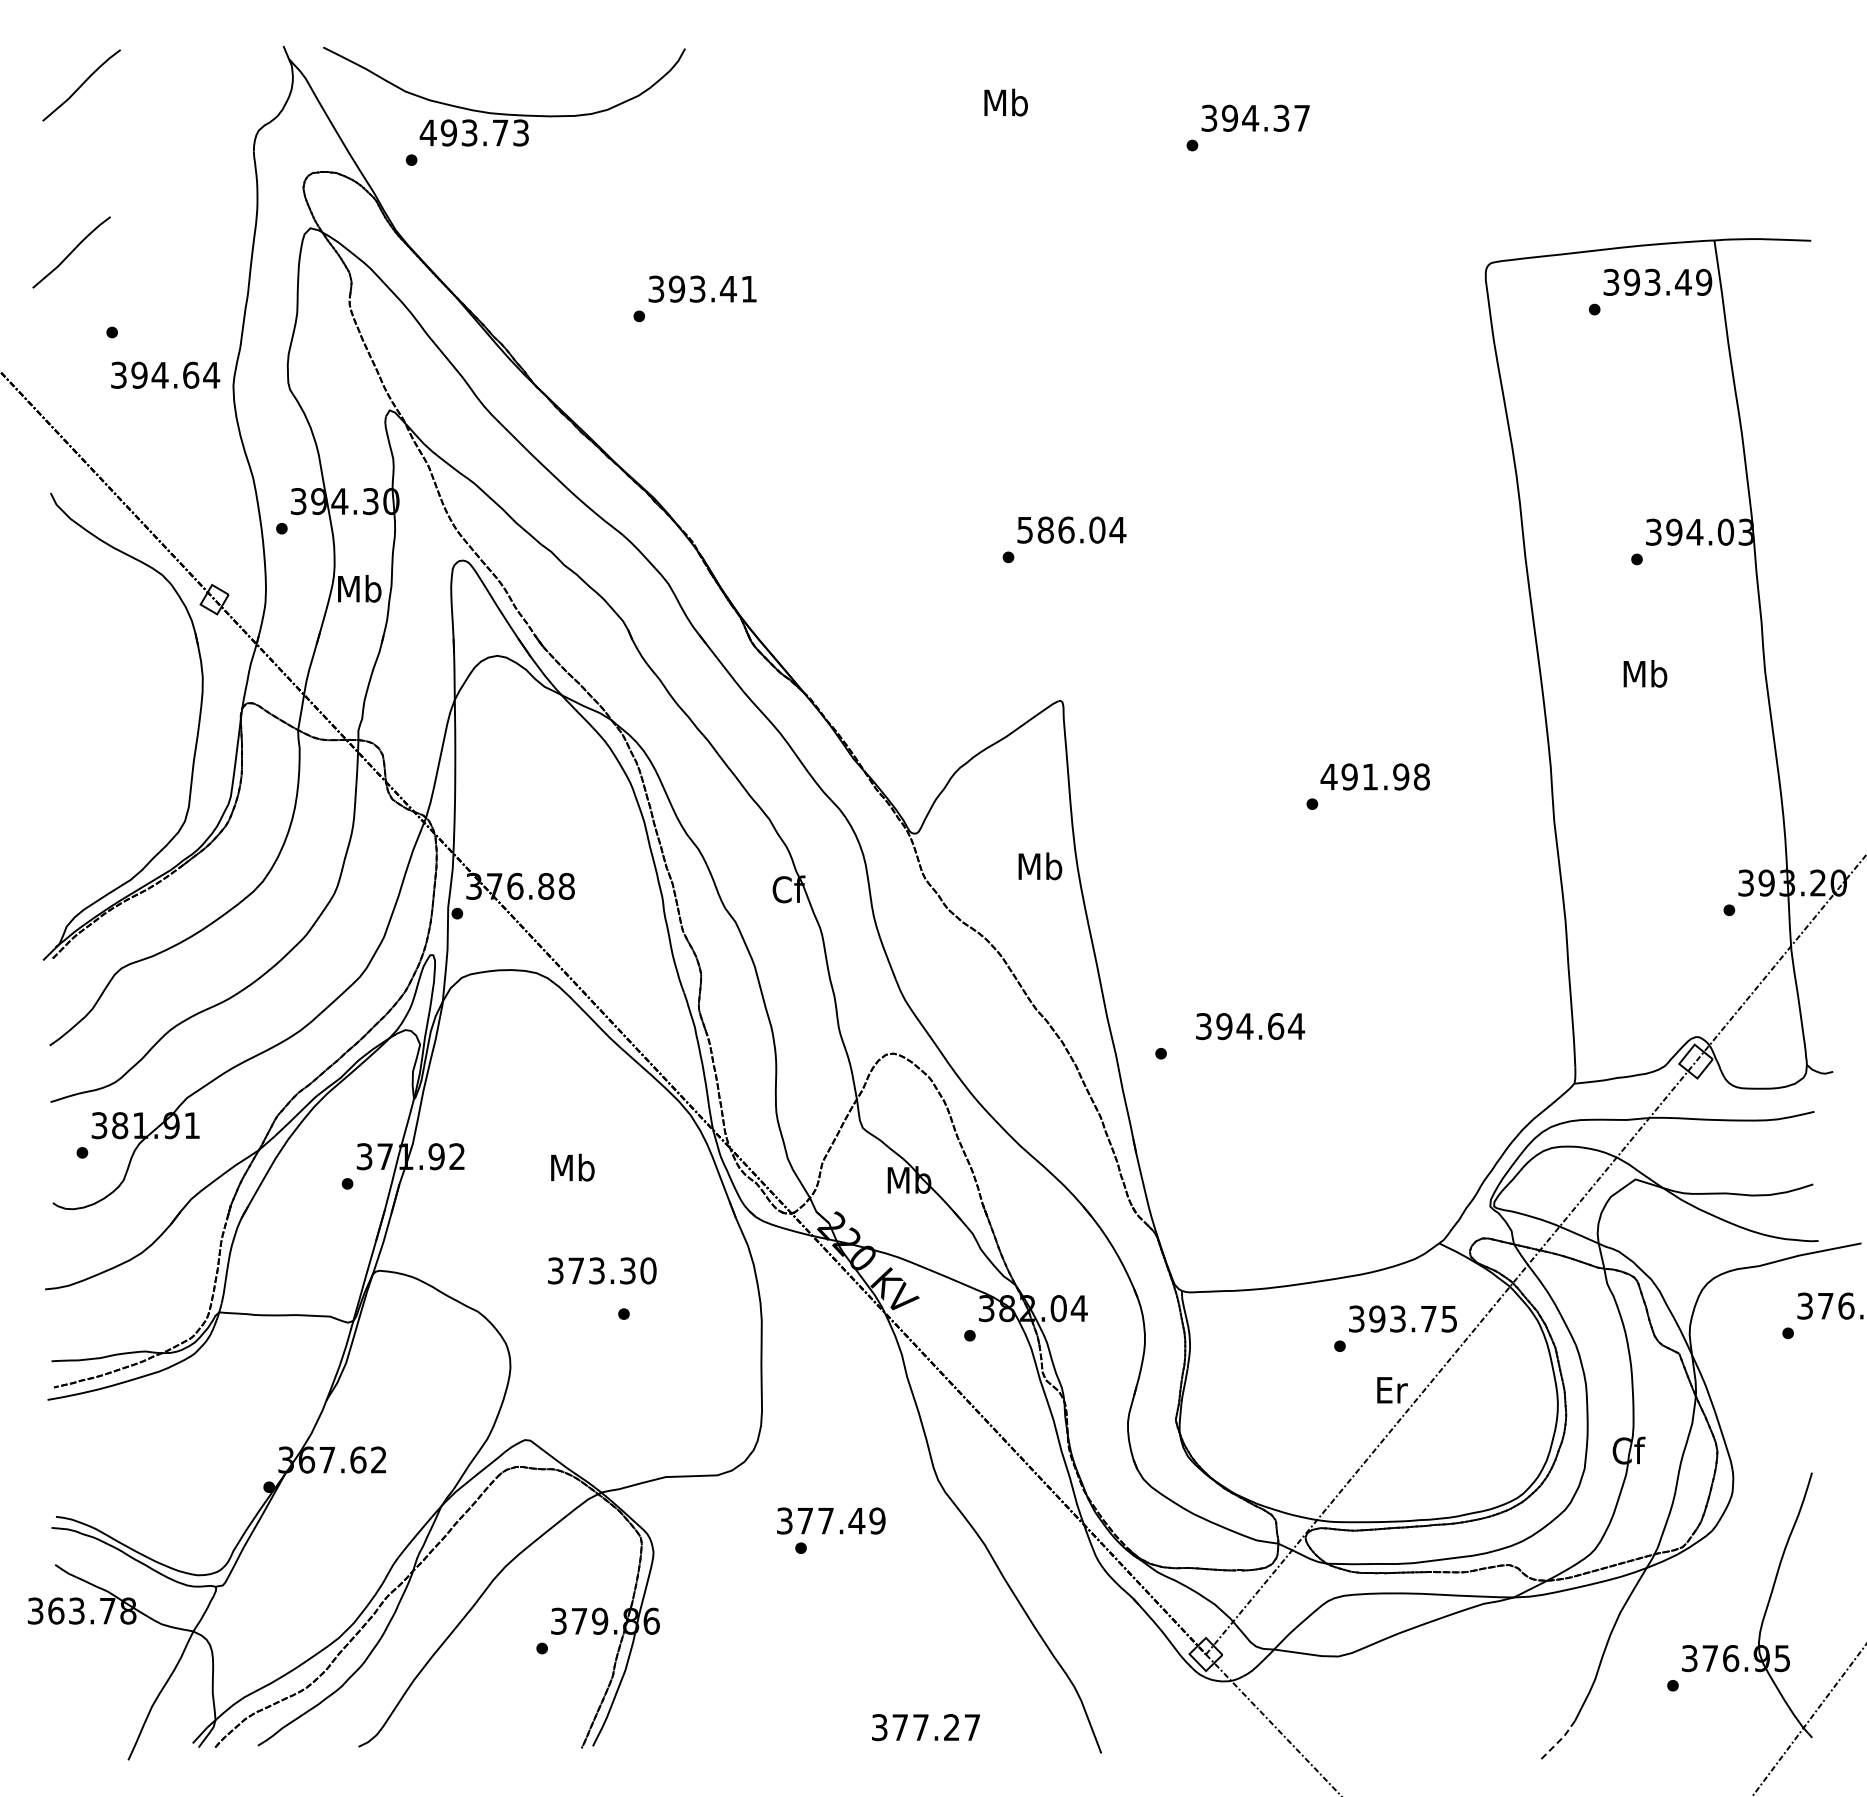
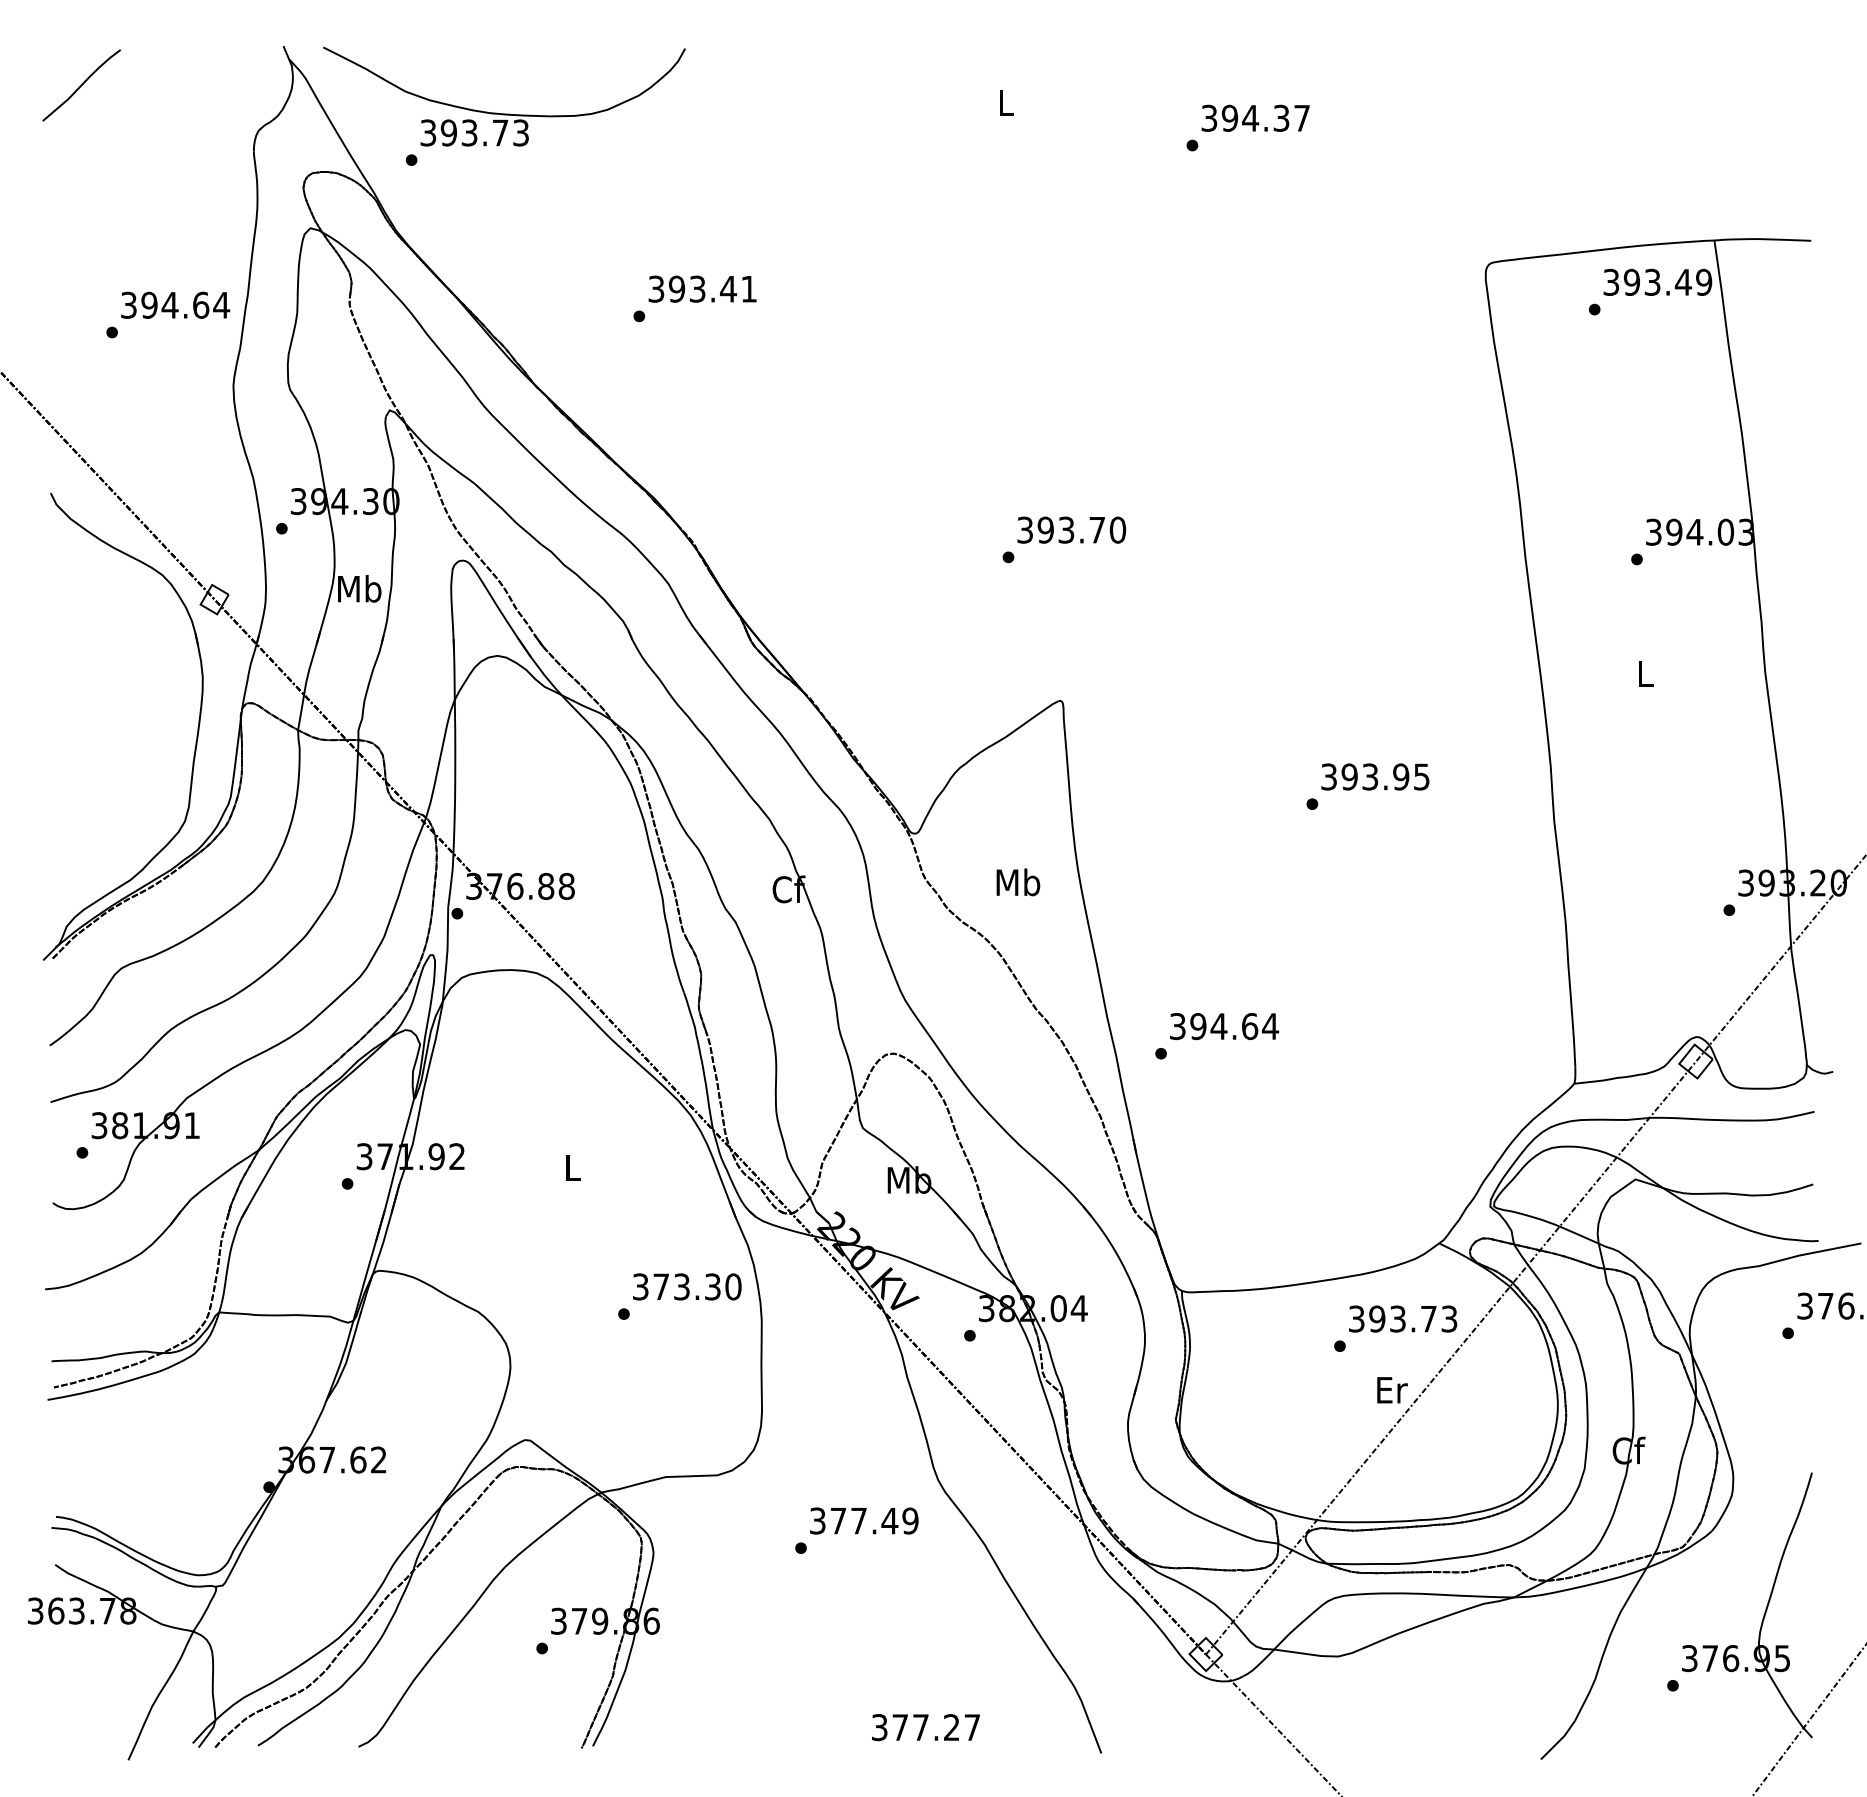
text: Mb -> L (1005, 102)
text: 493.73 -> 393.73 (427, 132)
curve: present -> none (71, 252)
text position: (165, 374) -> (175, 304) (175, 304)
text: 586.04 -> 393.70 (1072, 529)
text: Mb -> L (1645, 673)
text: 491.98 -> 393.95 (1374, 776)
text position: (1040, 866) -> (1018, 882) (1018, 882)
text position: (1250, 1026) -> (1224, 1026) (1224, 1026)
text: Mb -> L (572, 1167)
text position: (602, 1270) -> (687, 1286) (687, 1286)
text: 393.75 -> 393.73 (1449, 1318)
text position: (831, 1520) -> (864, 1520) (864, 1520)
line: dashed -> solid (1559, 1740)
